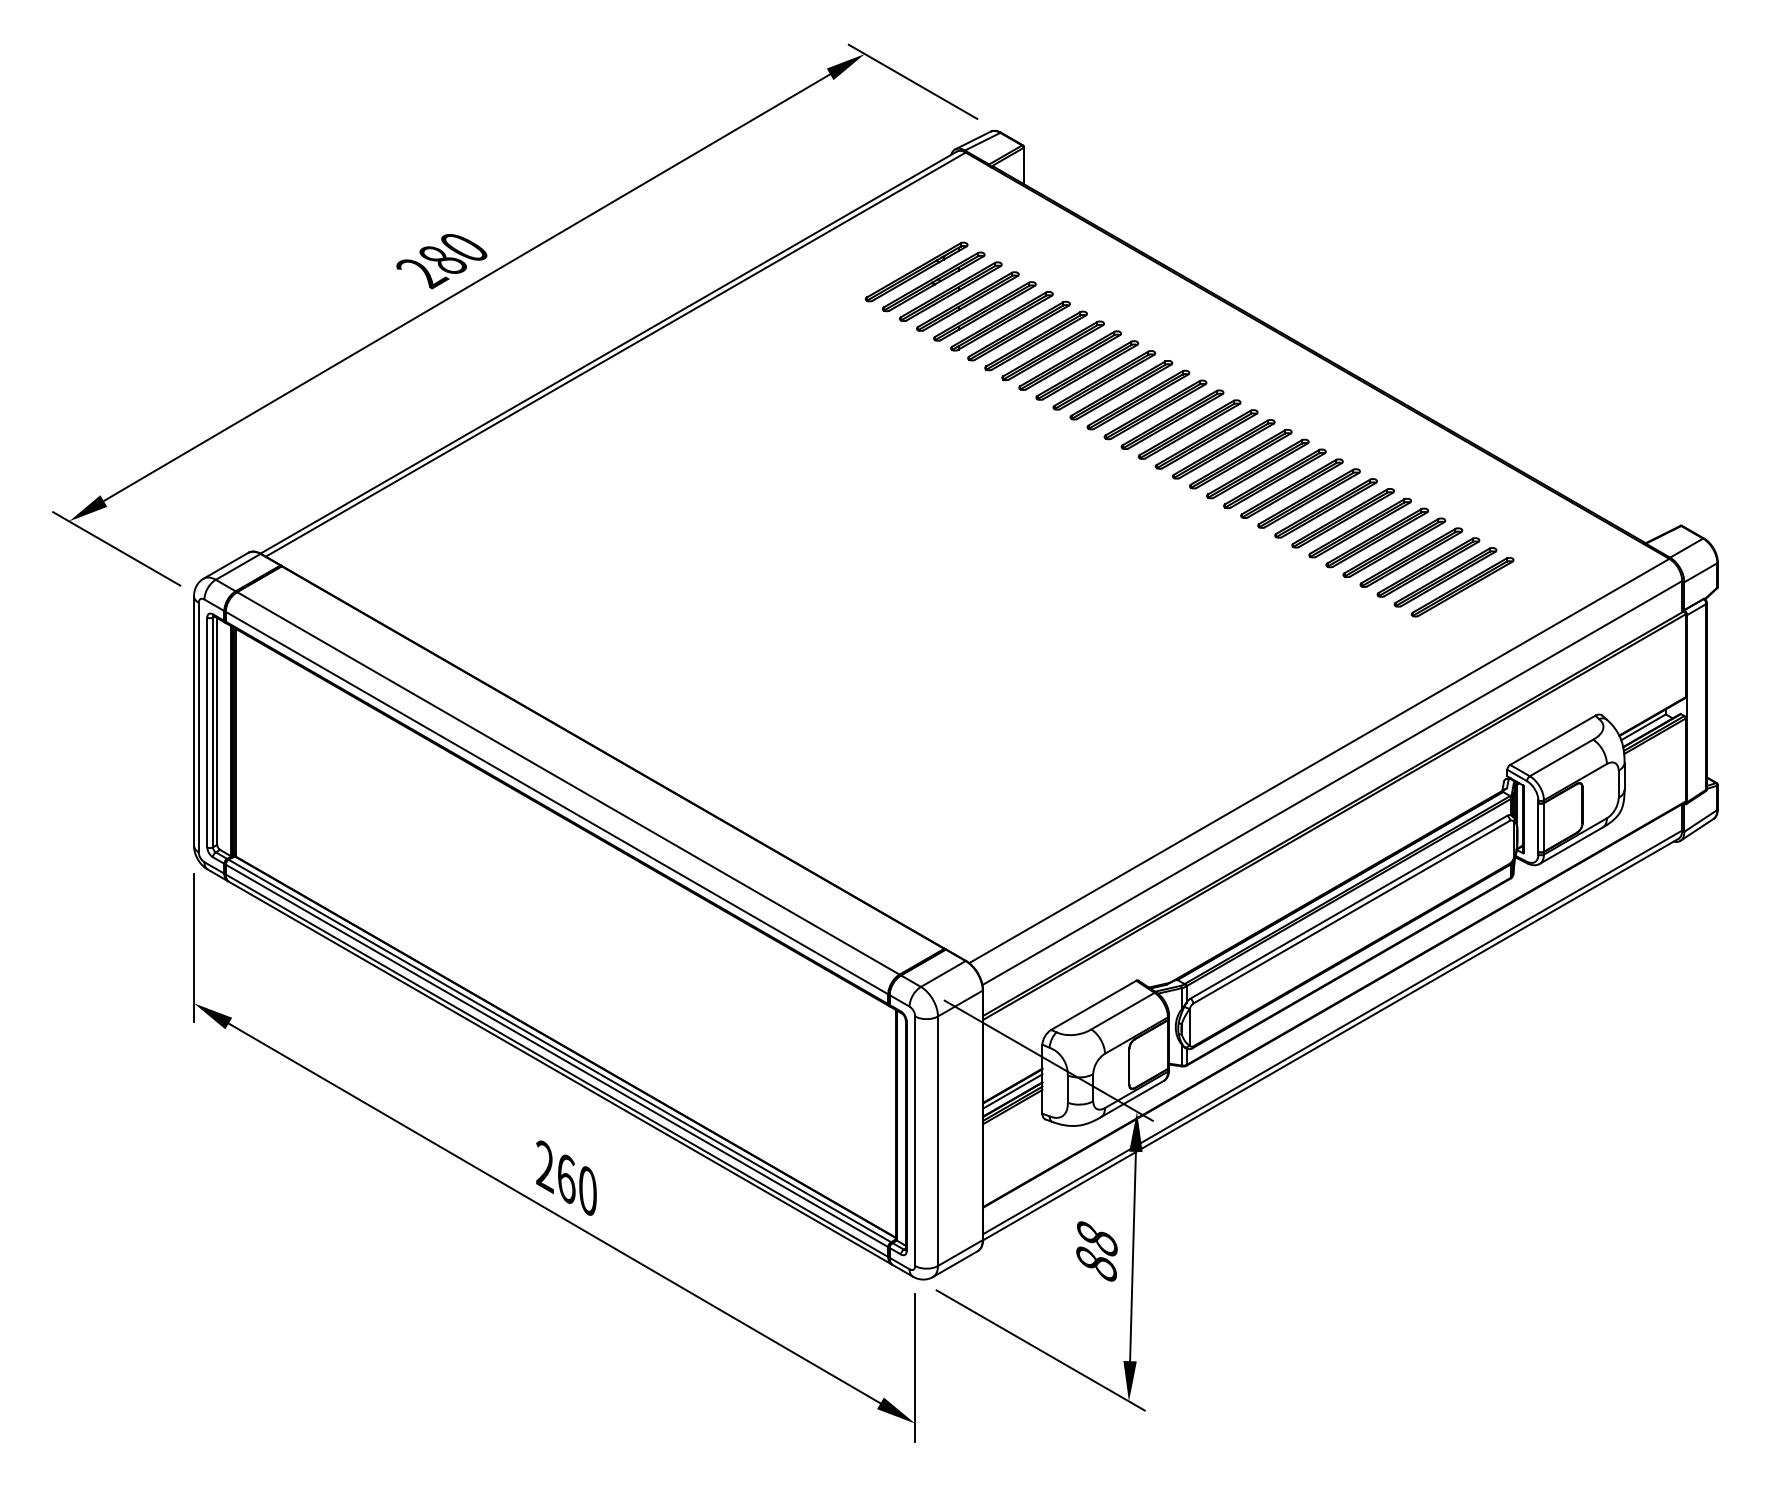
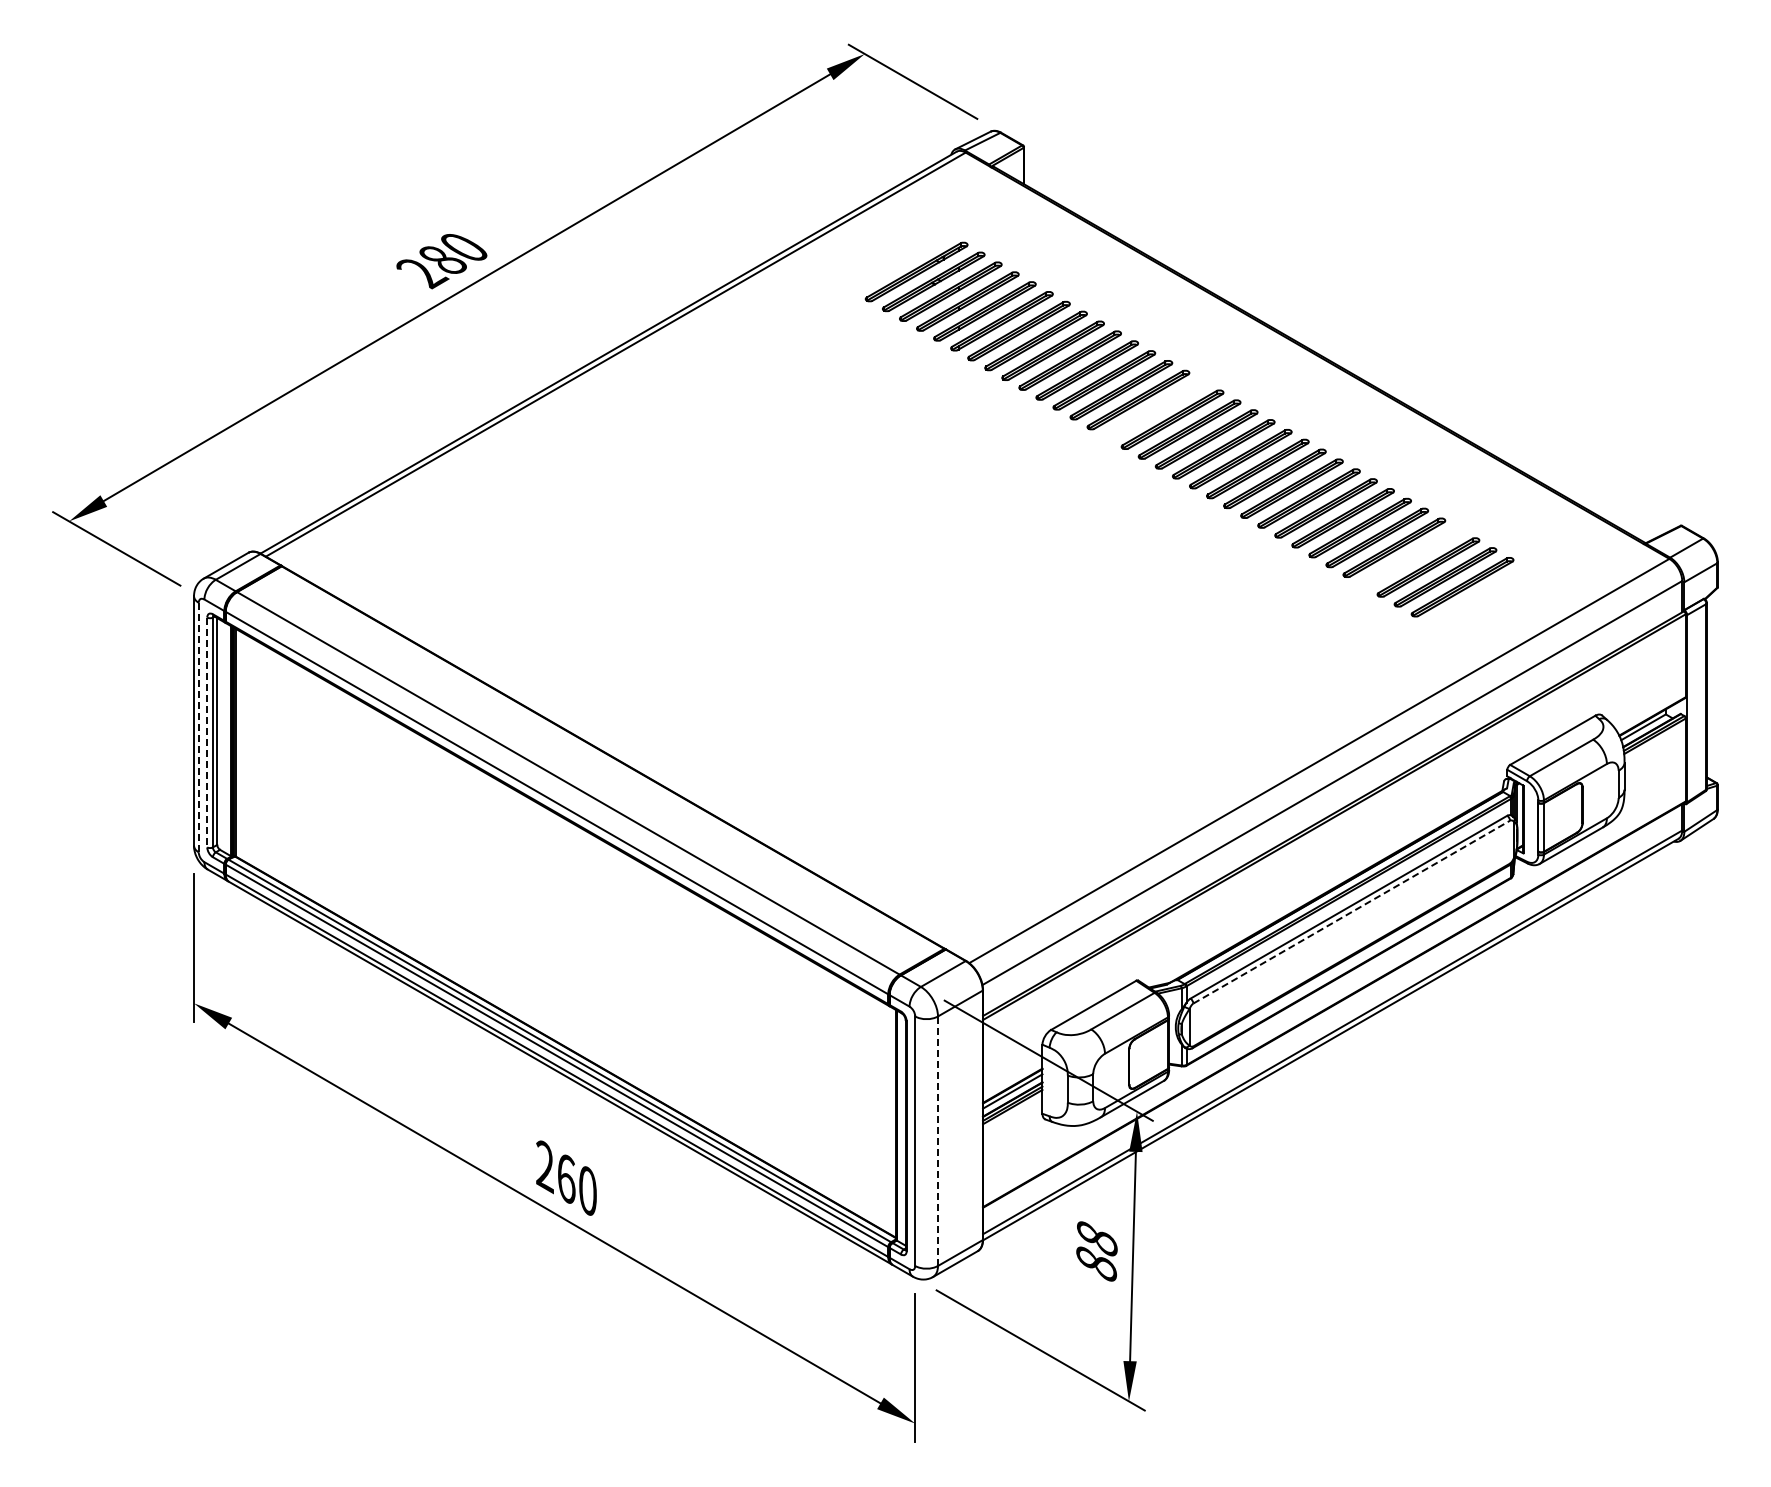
part: present -> none (1155, 409)
part: present -> none (1411, 557)
line: solid -> dashed (198, 727)
line: solid -> dashed (207, 732)
line: solid -> dashed (1351, 912)
line: solid -> dashed (937, 1141)
